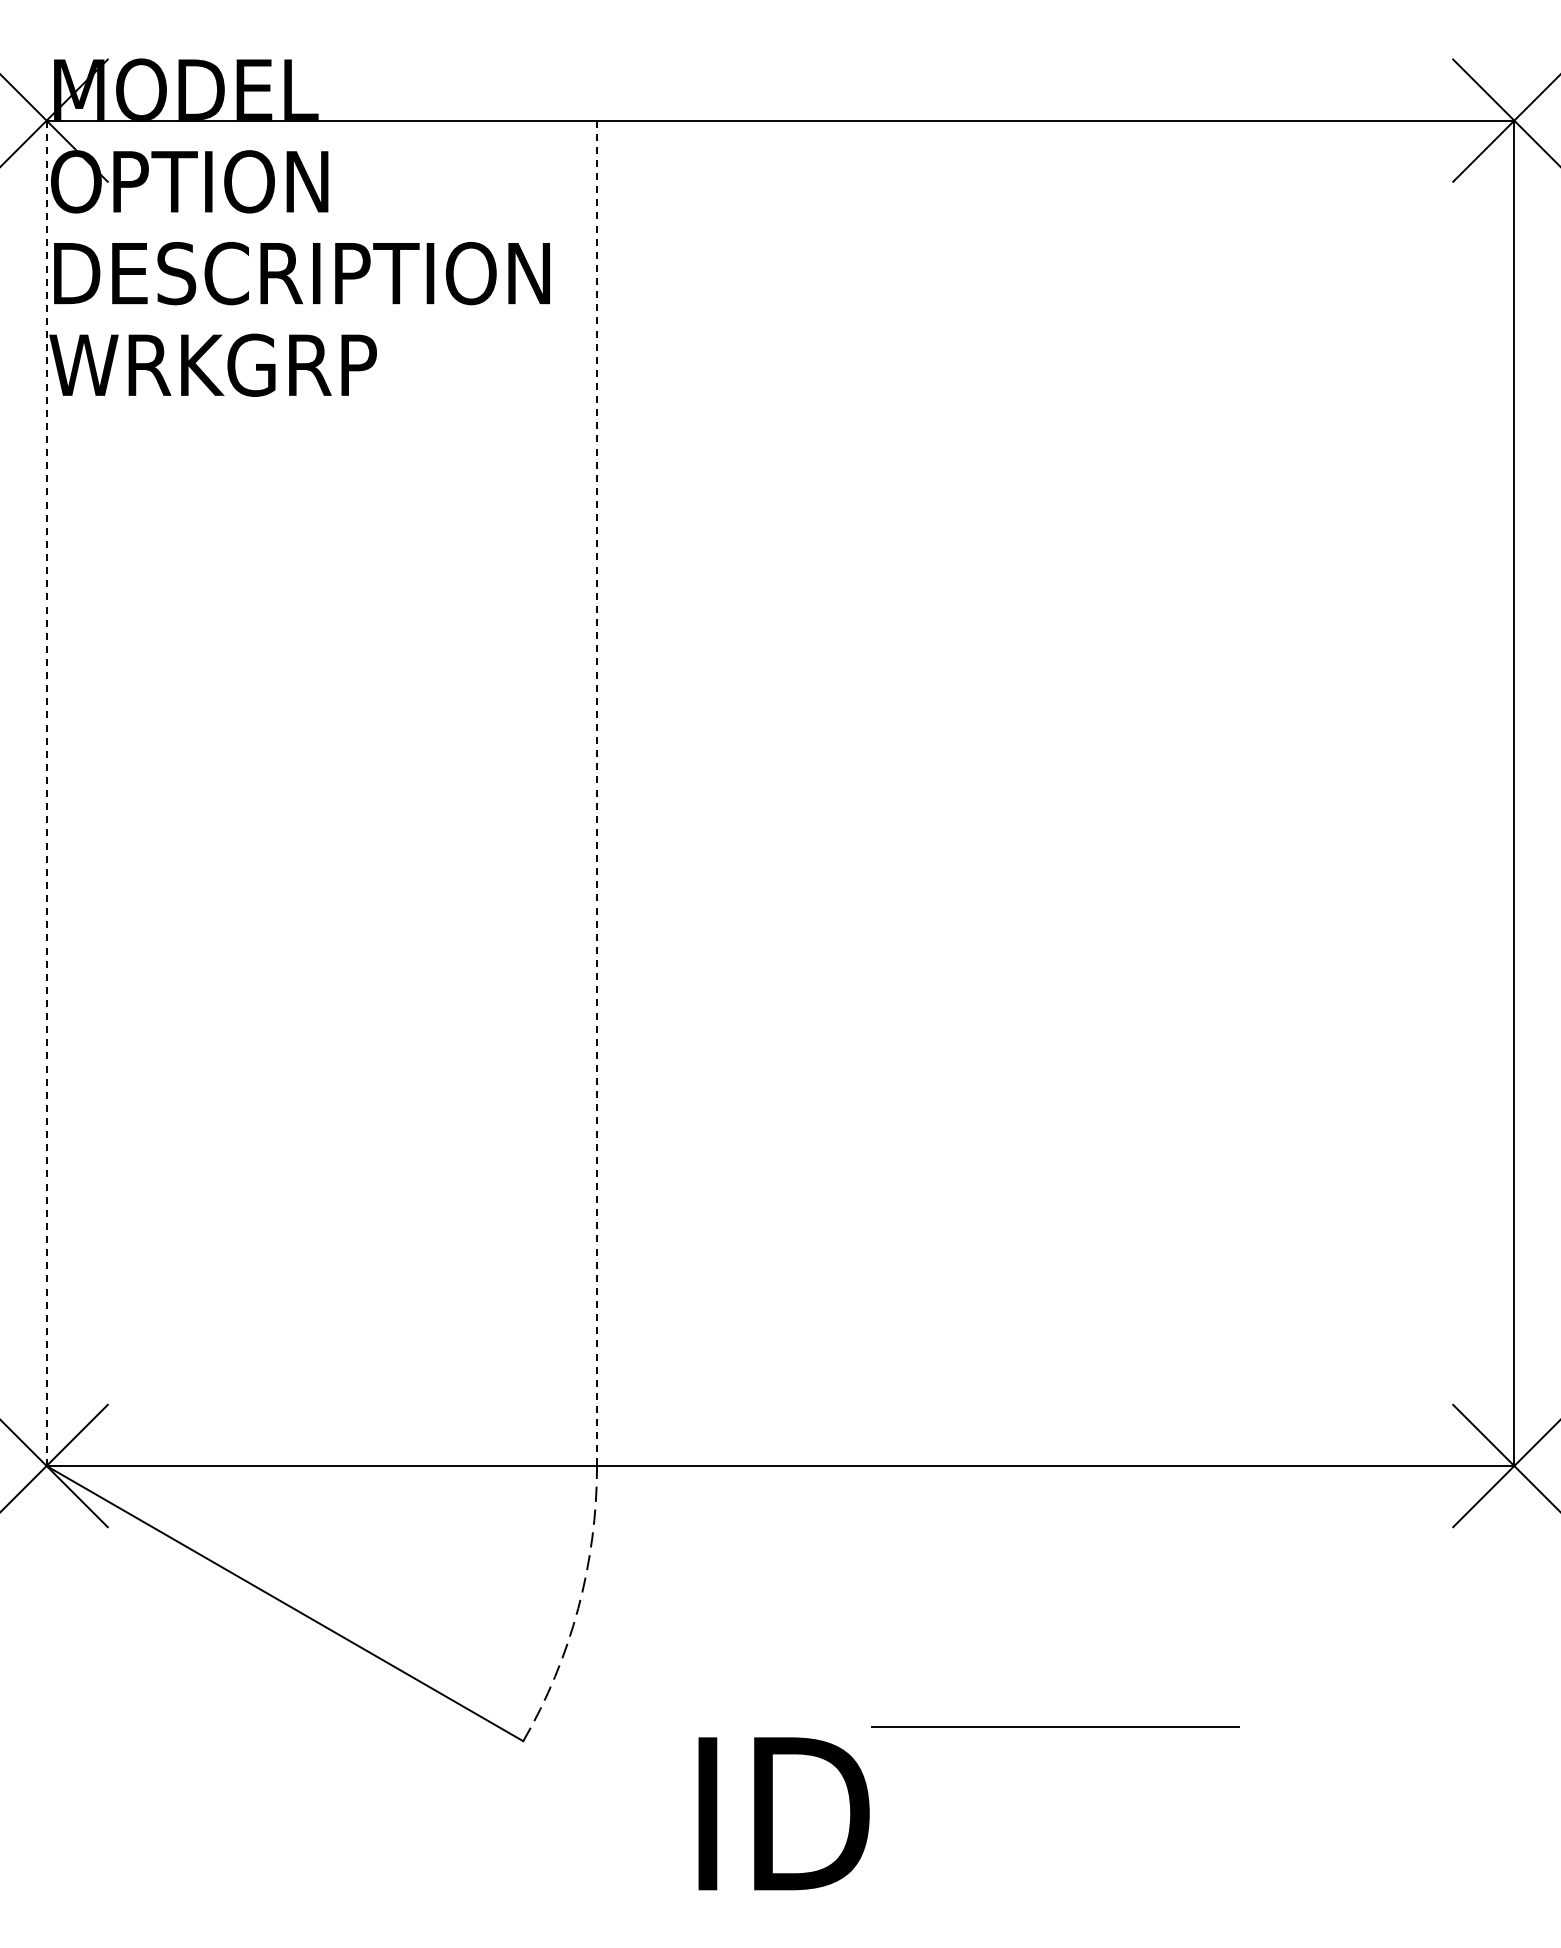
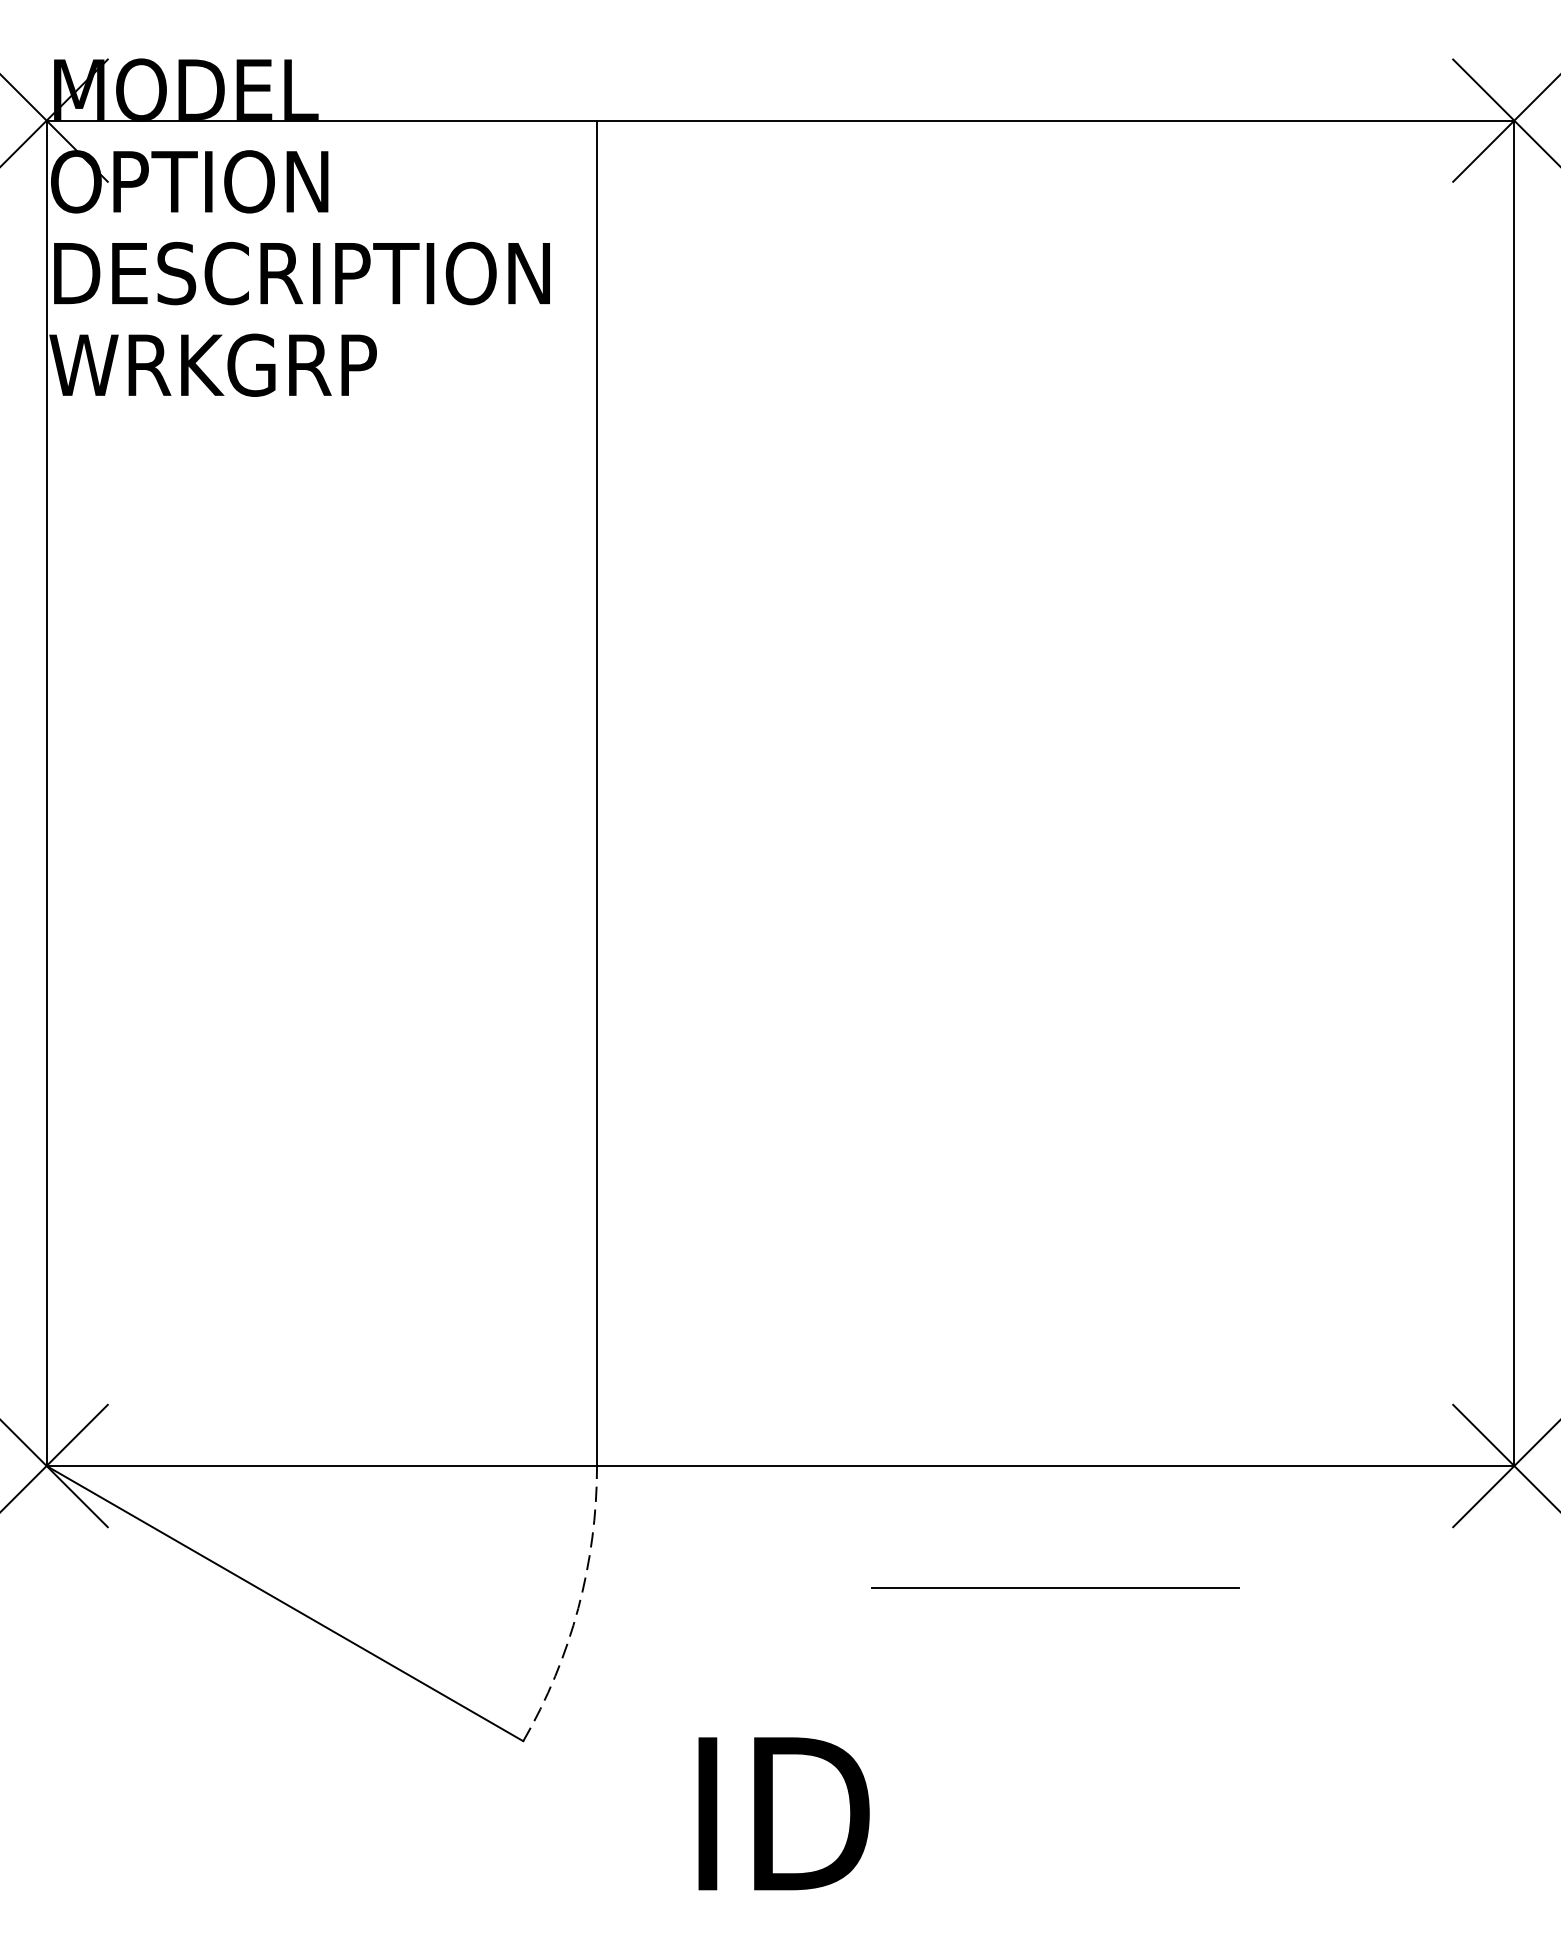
line: dashed -> solid (46, 793)
line: dashed -> solid (597, 793)
line position: (1055, 1726) -> (1055, 1587) (1055, 1587)
